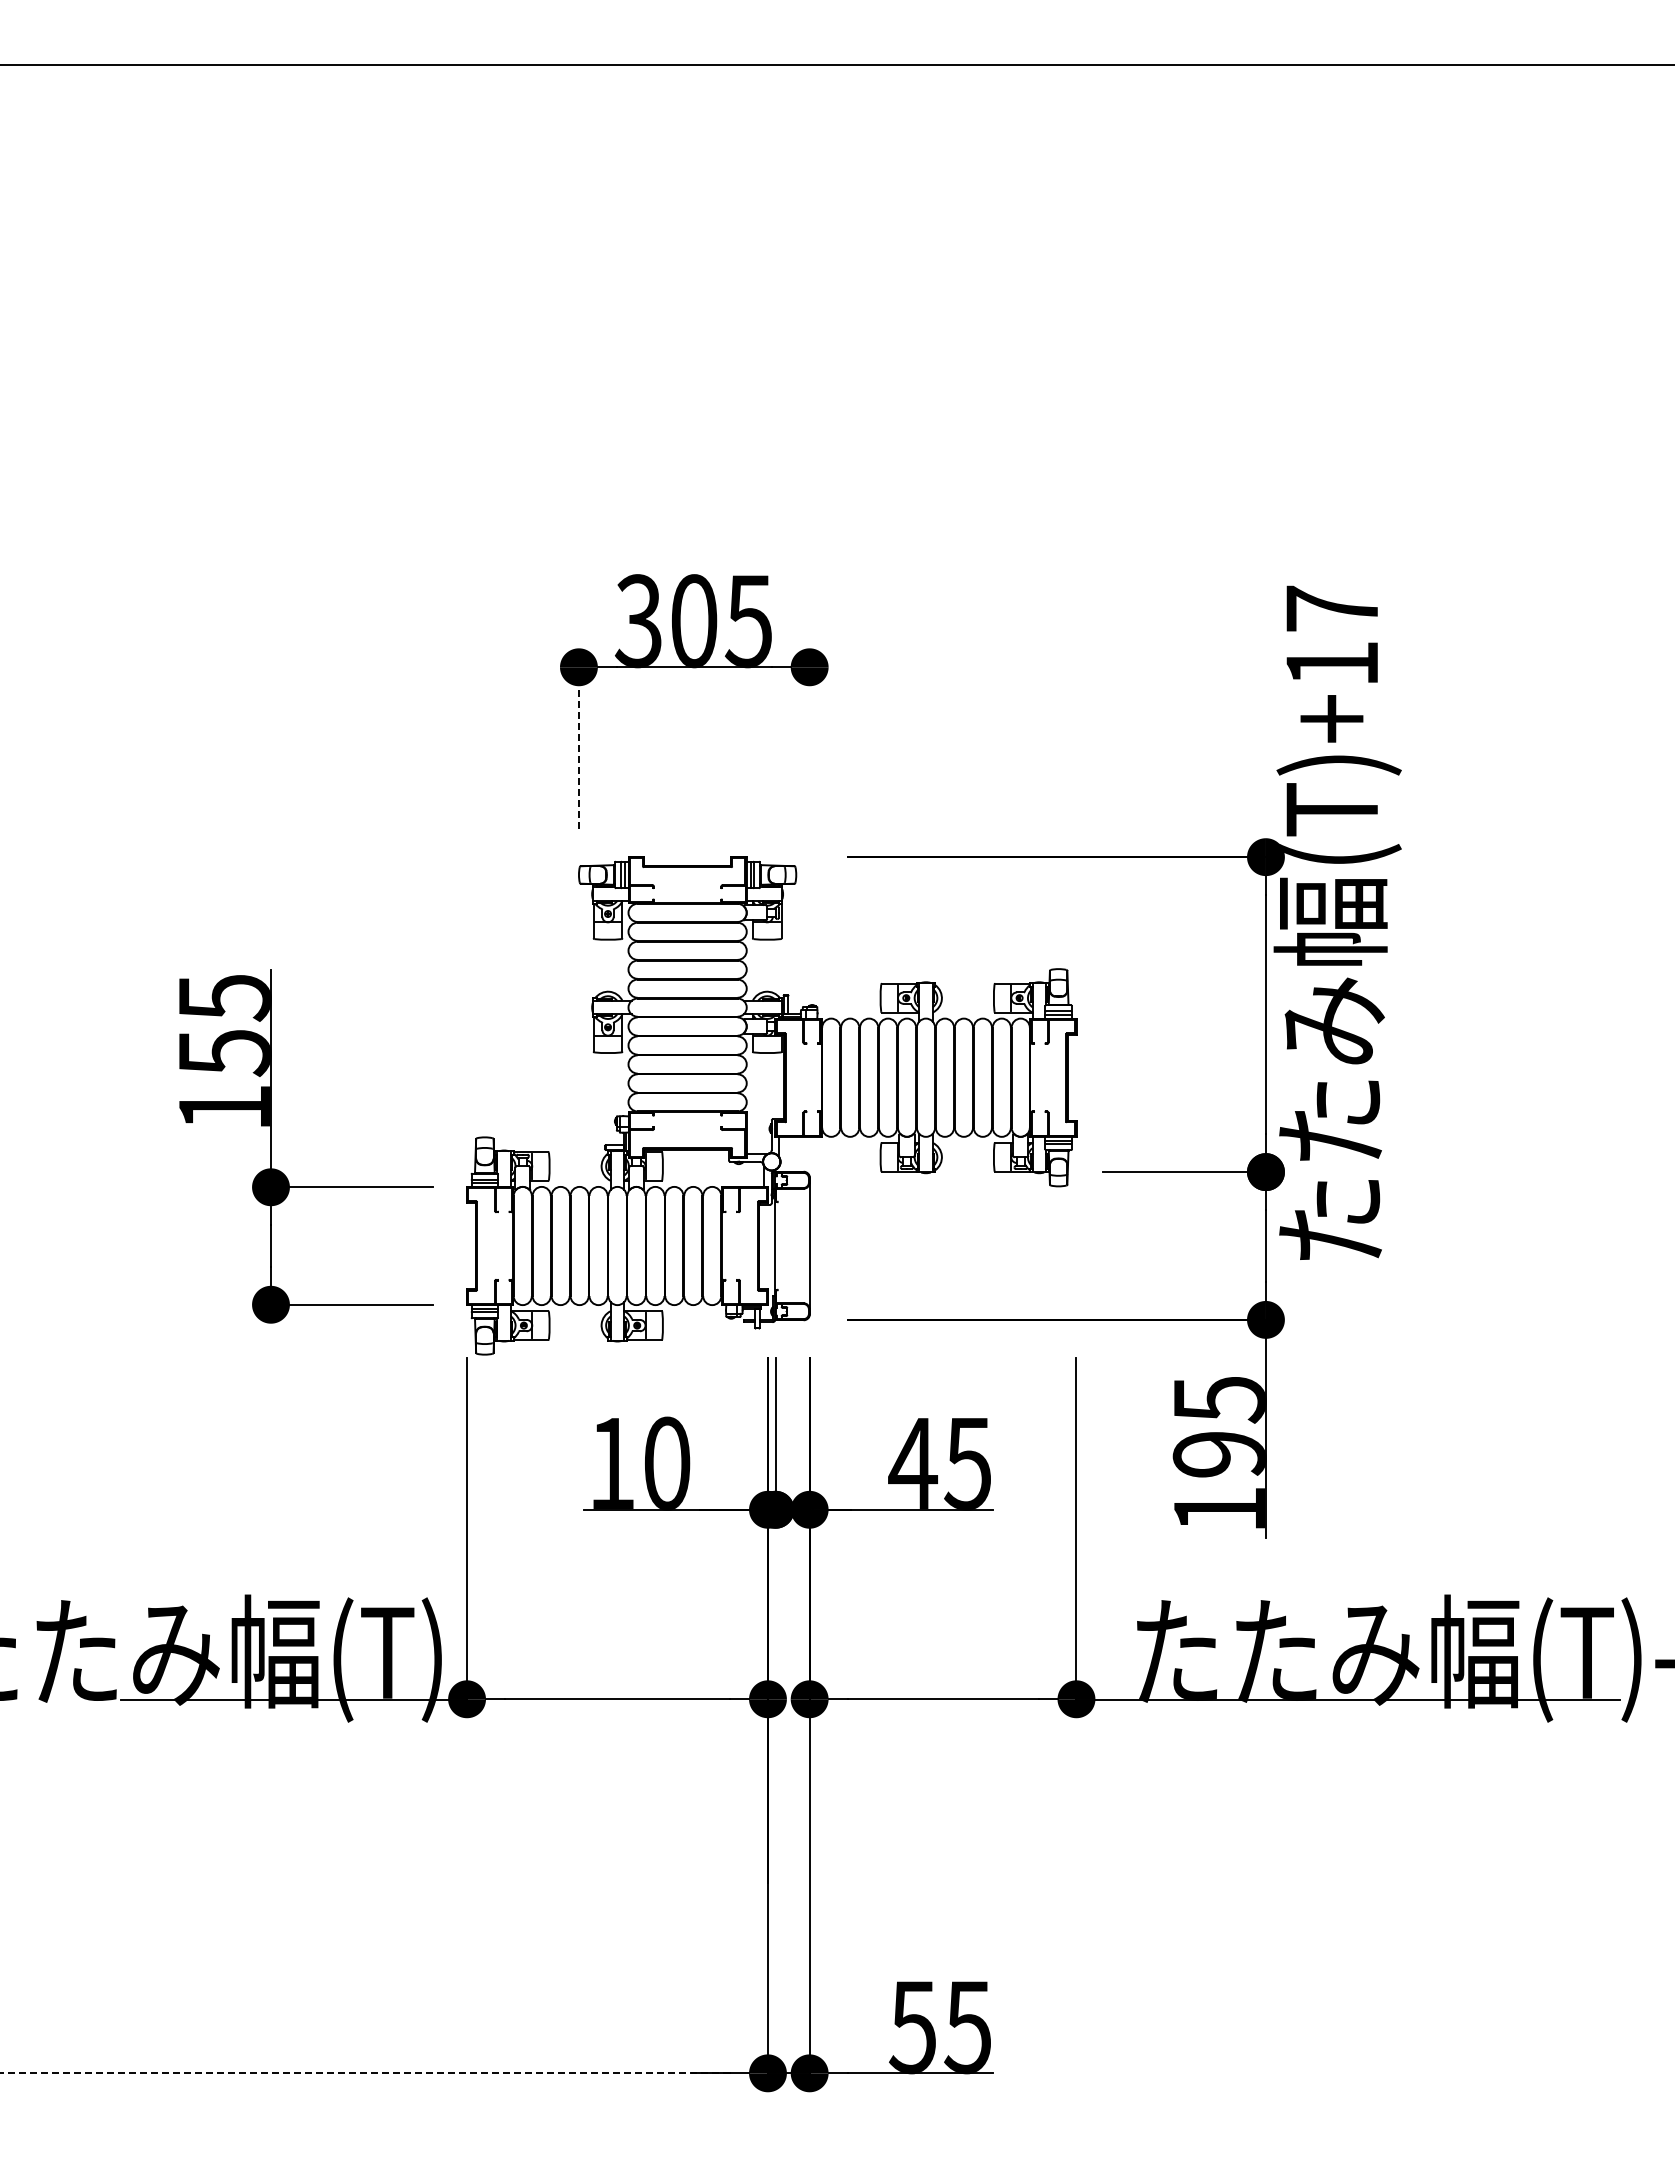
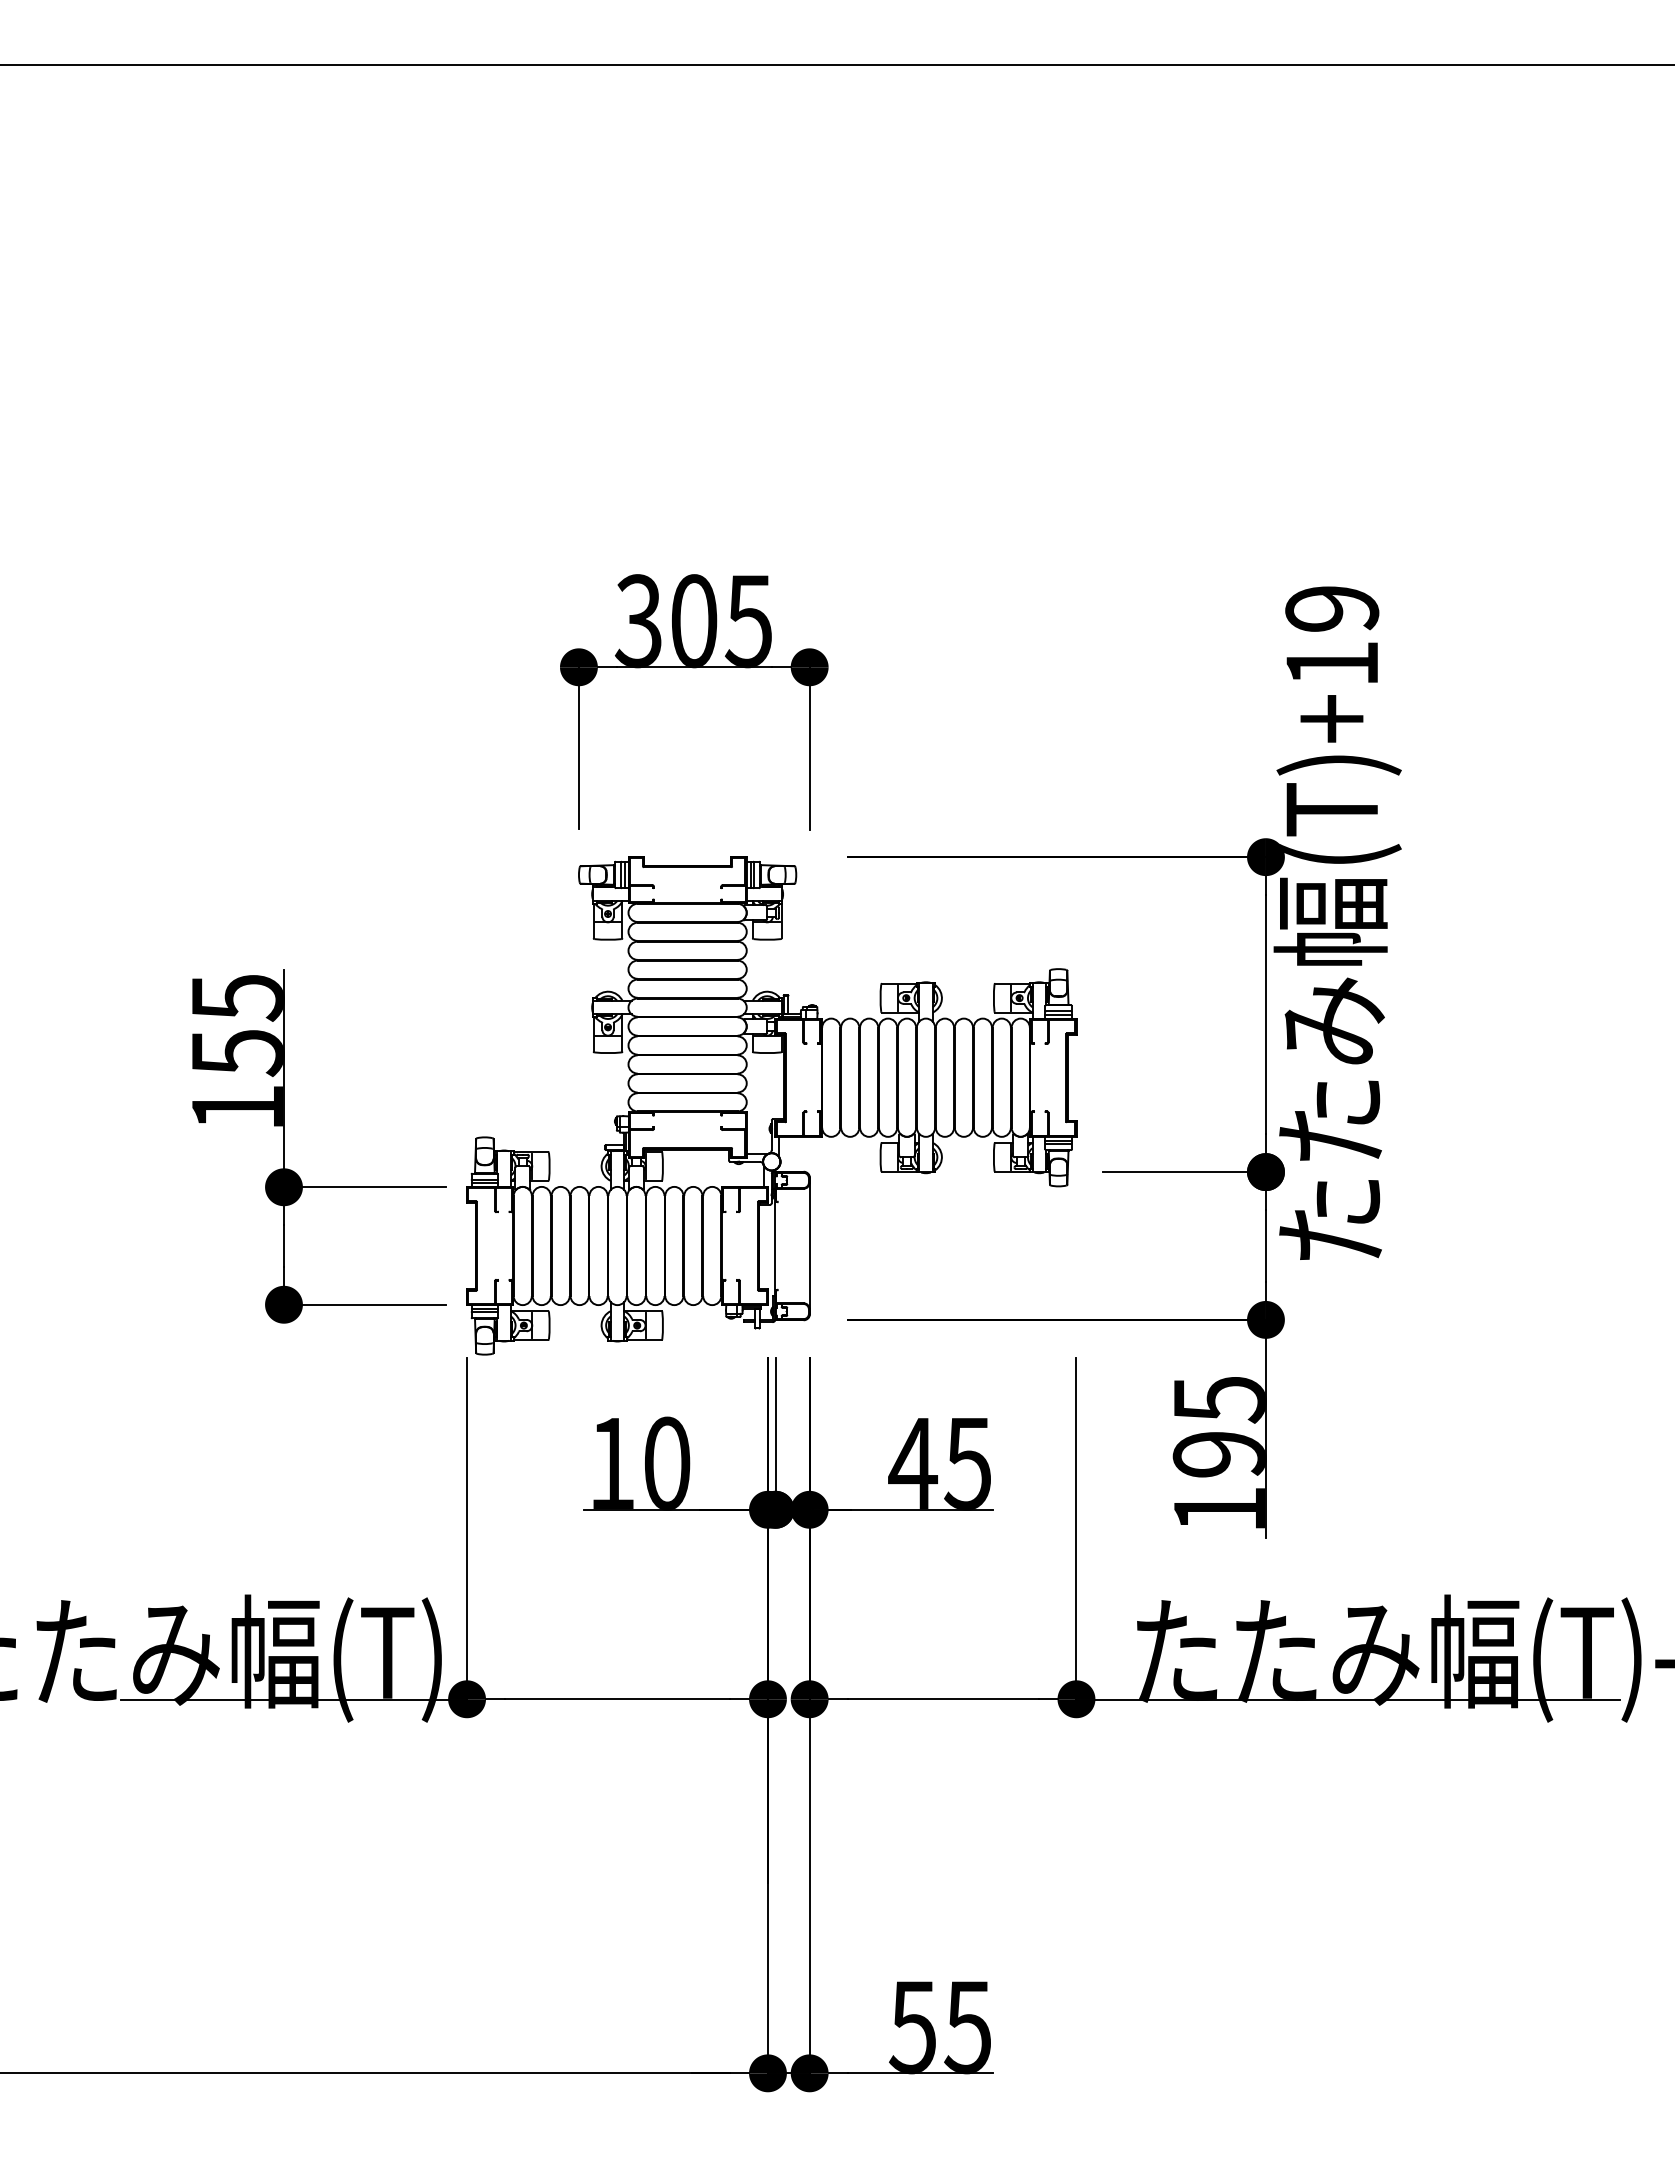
text: (T)+17 -> (T)+19 (1332, 608)
line: dashed -> solid (578, 747)
line: none -> present (809, 747)
part position: (284, 1173) -> (297, 1173) (297, 1173)
line: dashed -> solid (365, 2073)
